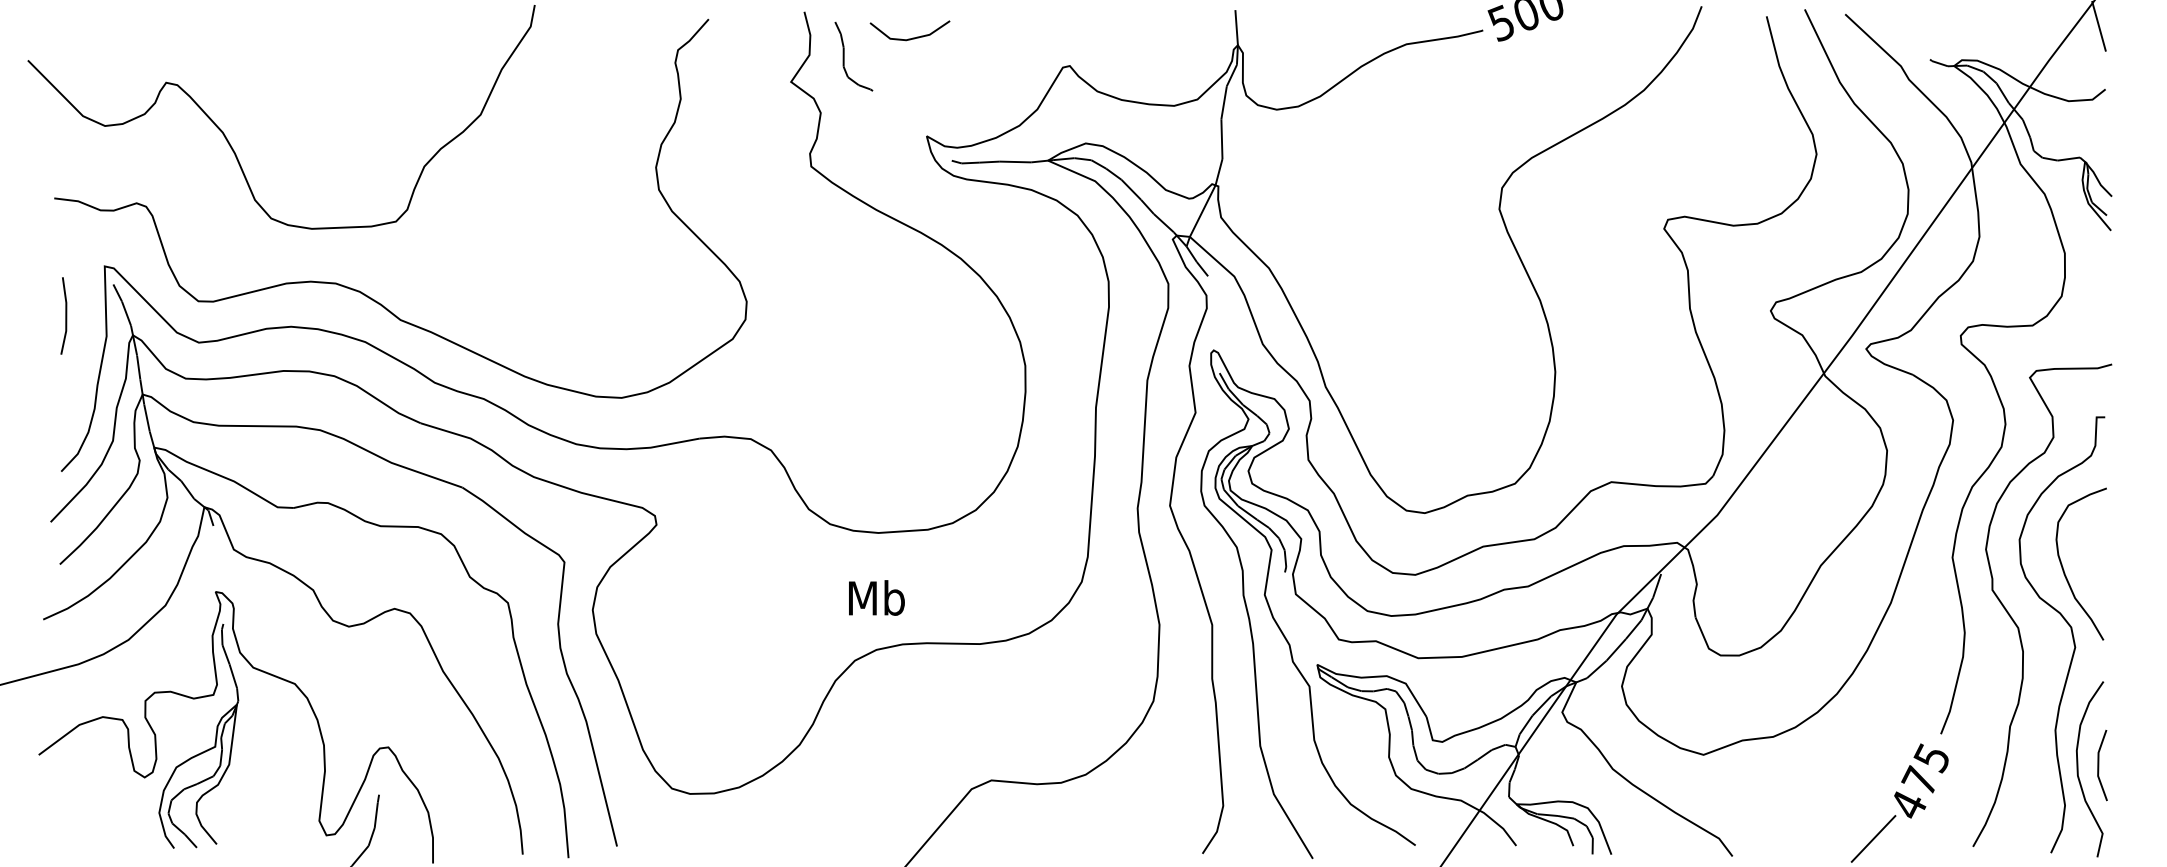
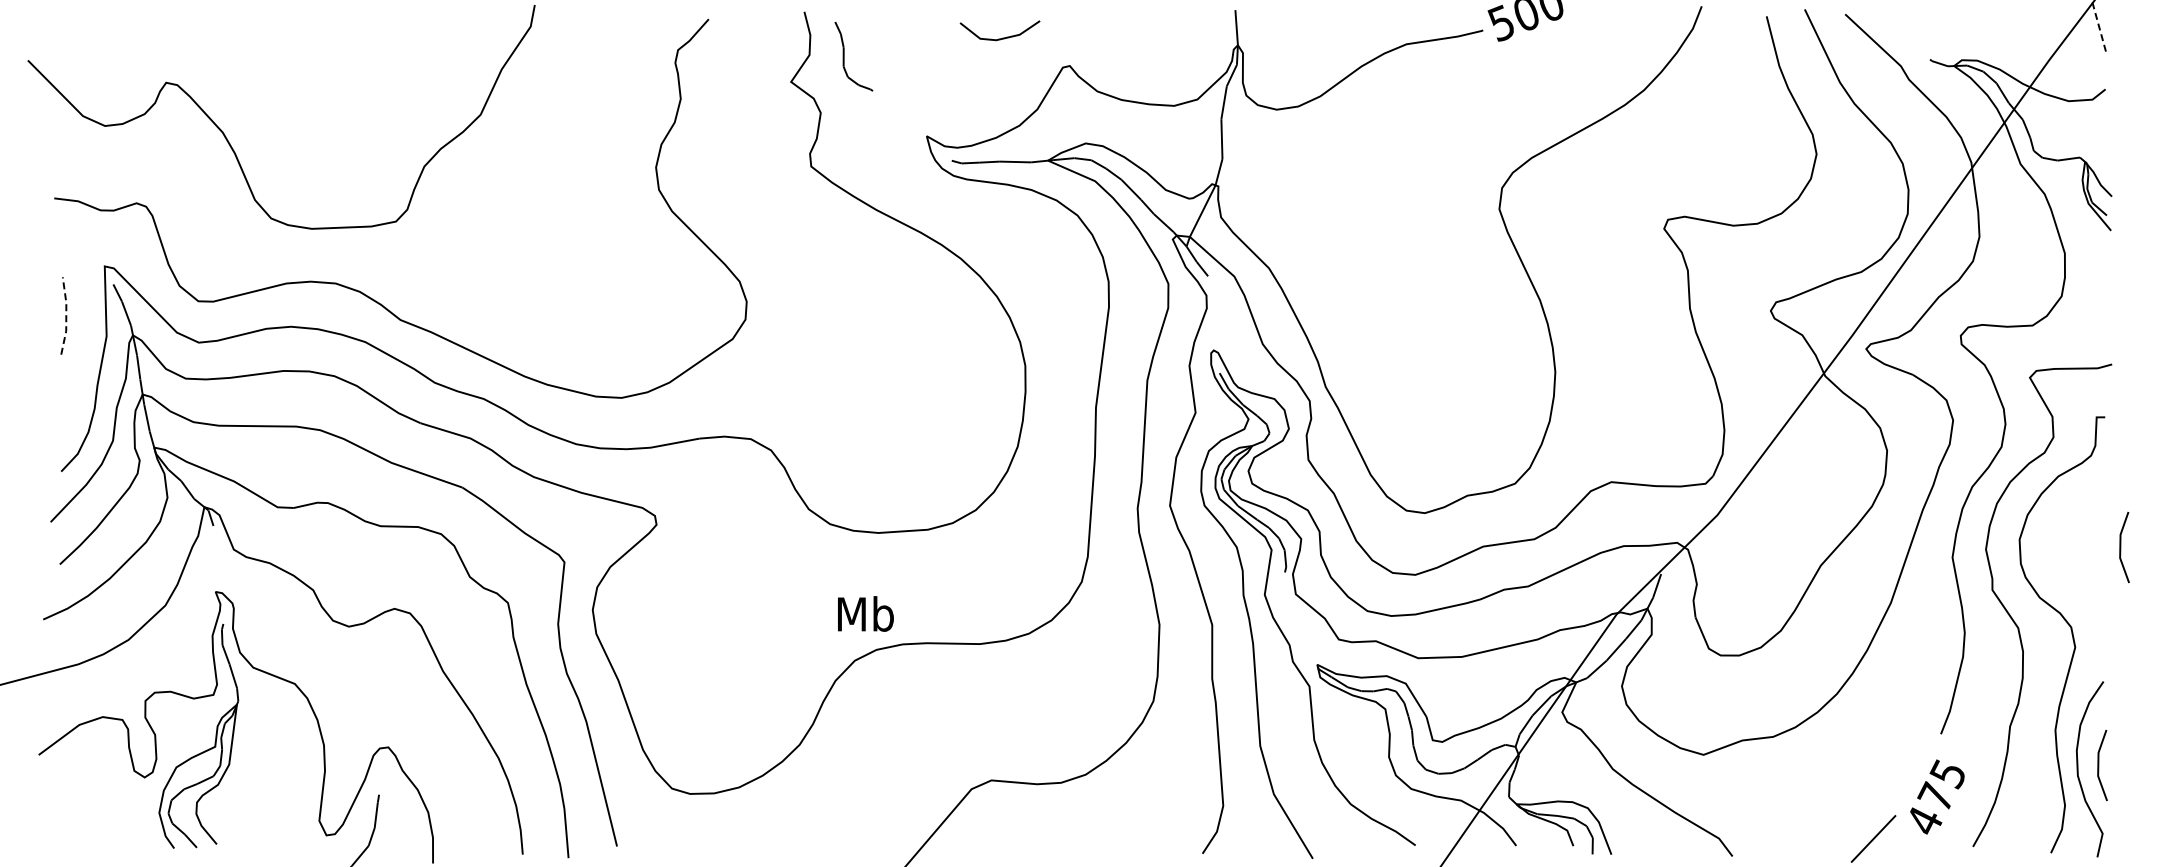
line: solid -> dashed (2098, 25)
line position: (912, 37) -> (1002, 37) (1002, 37)
line: solid -> dashed (66, 316)
line: none -> present (2121, 547)
curve: present -> none (2063, 567)
text position: (876, 597) -> (865, 613) (865, 613)
text position: (1921, 780) -> (1937, 796) (1937, 796)
